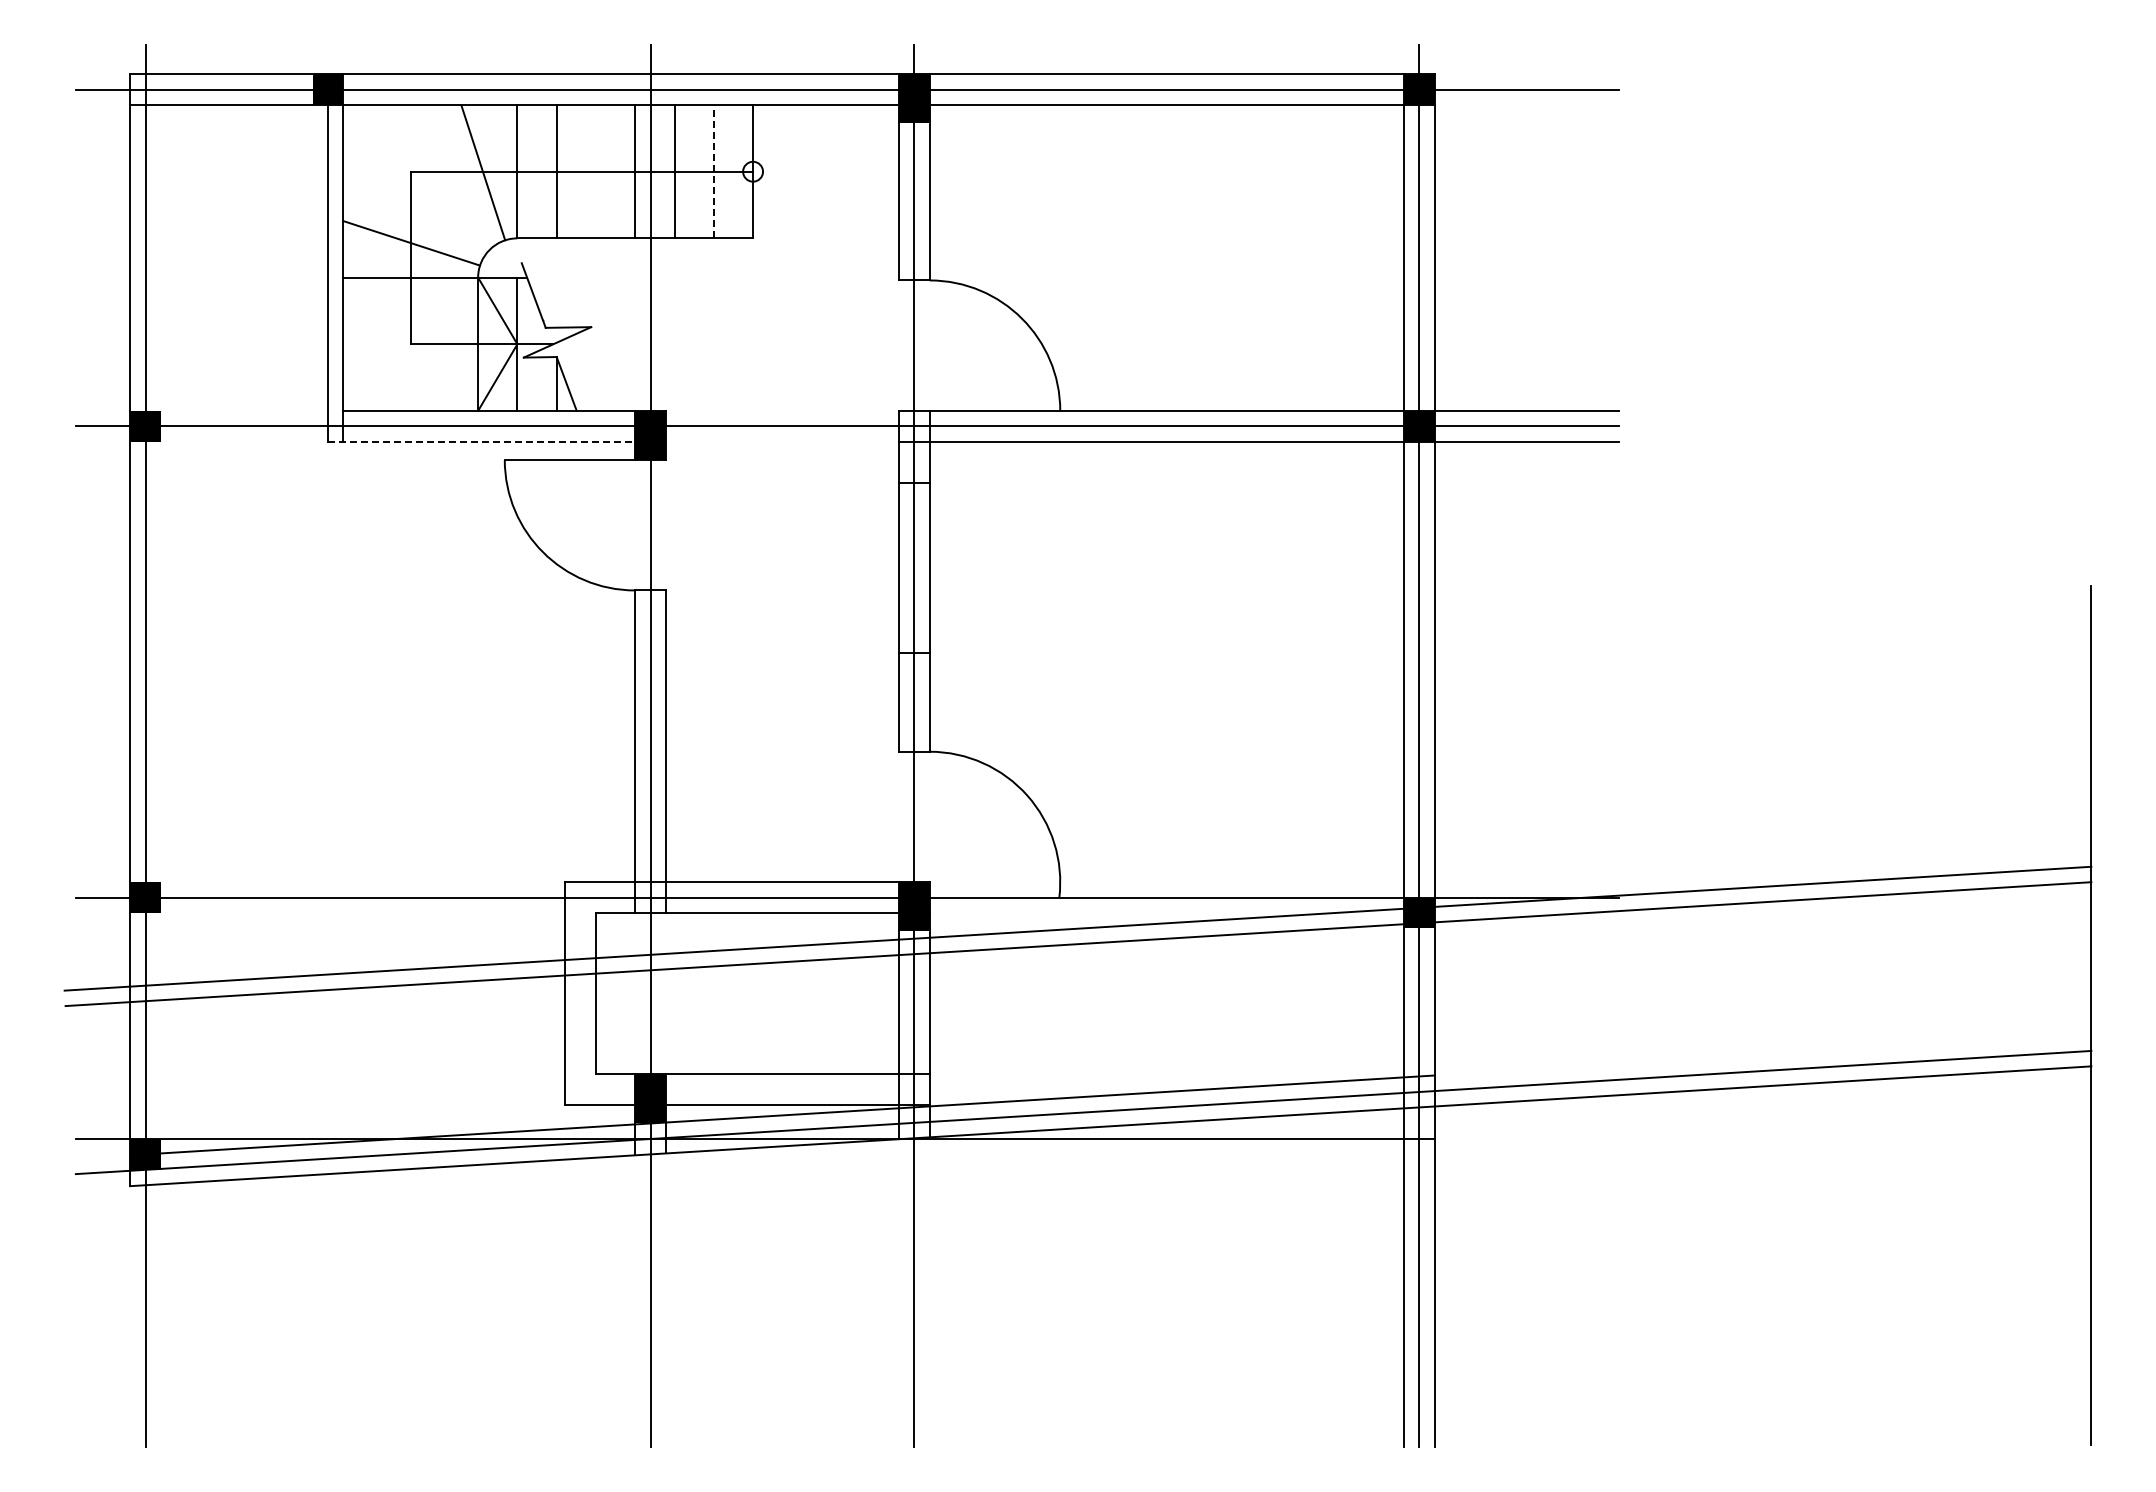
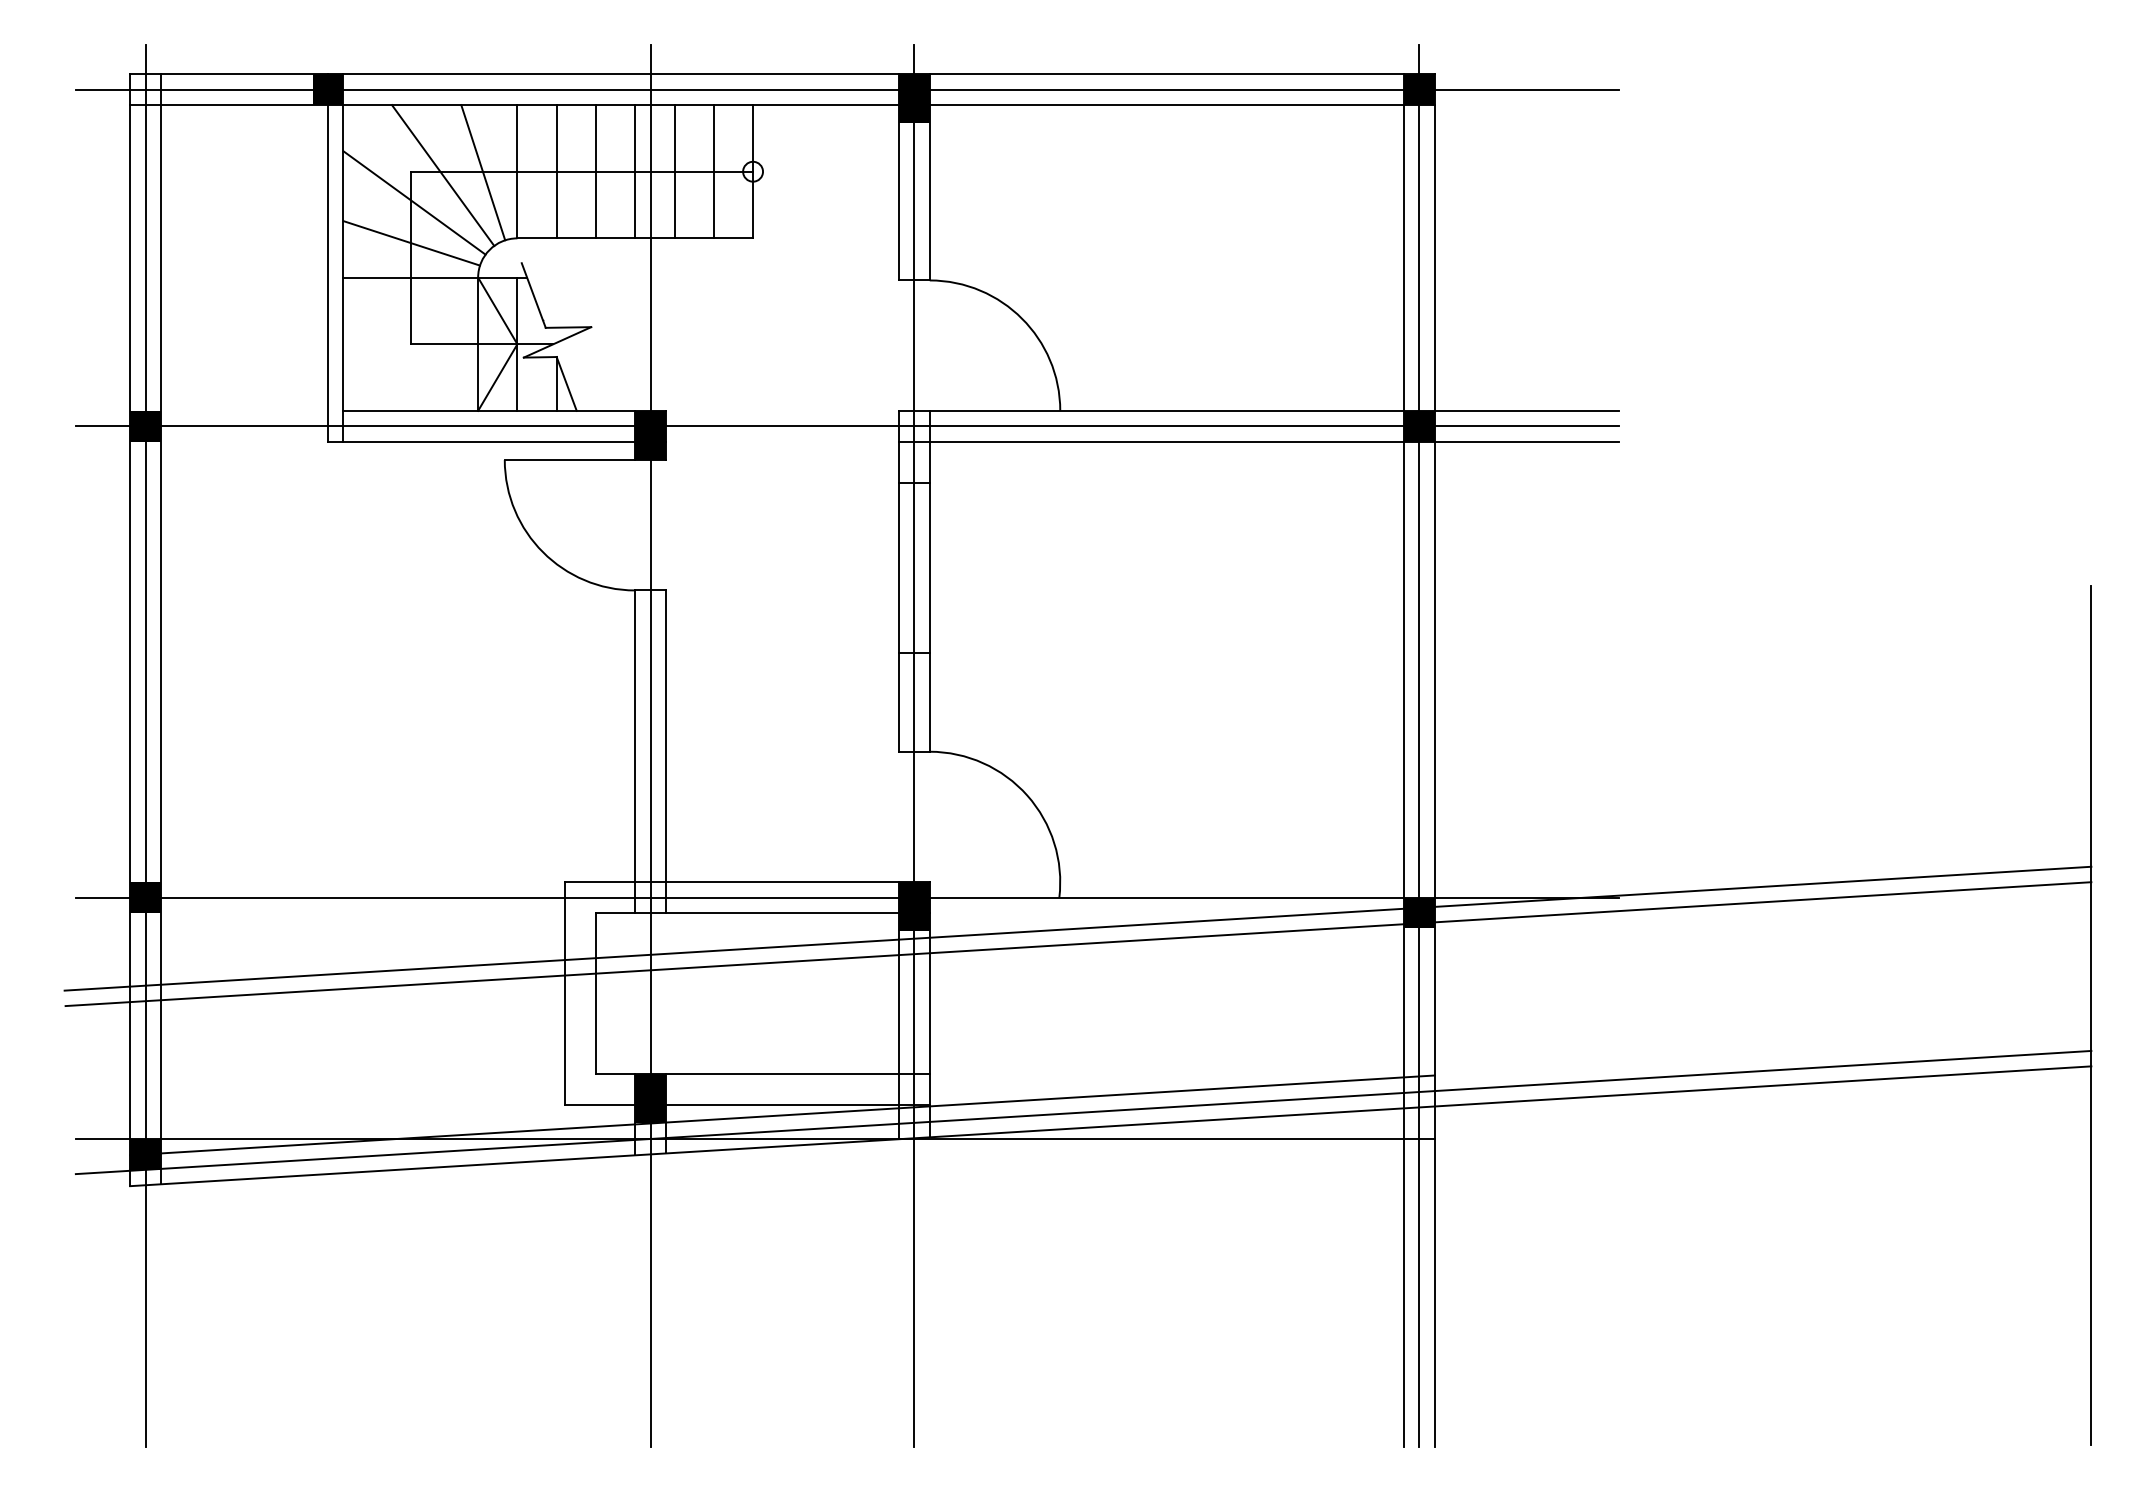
line: none -> present (595, 171)
line: dashed -> solid (713, 171)
line: none -> present (443, 175)
line: none -> present (414, 202)
line: dashed -> solid (497, 441)
line: none -> present (161, 629)
